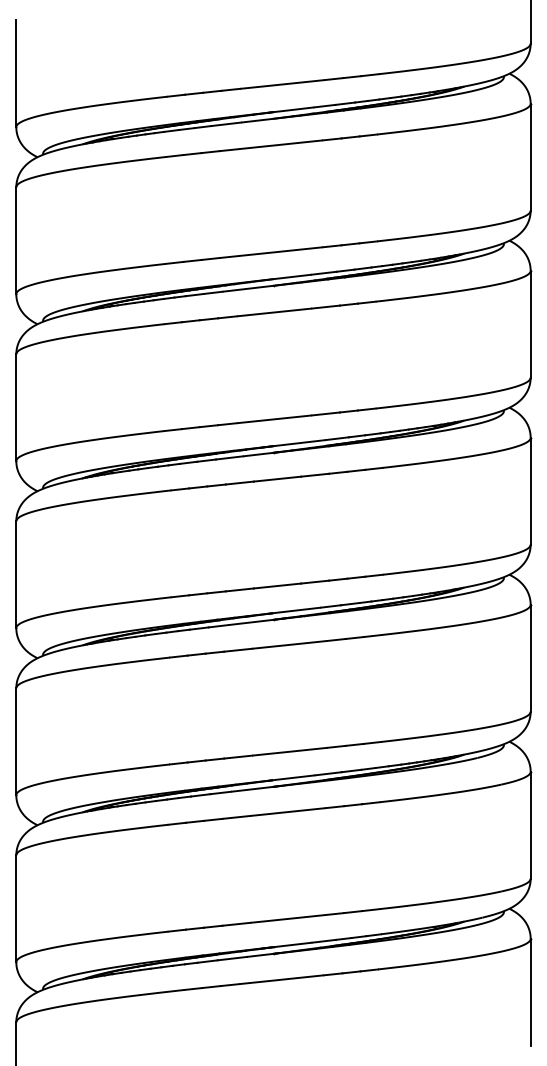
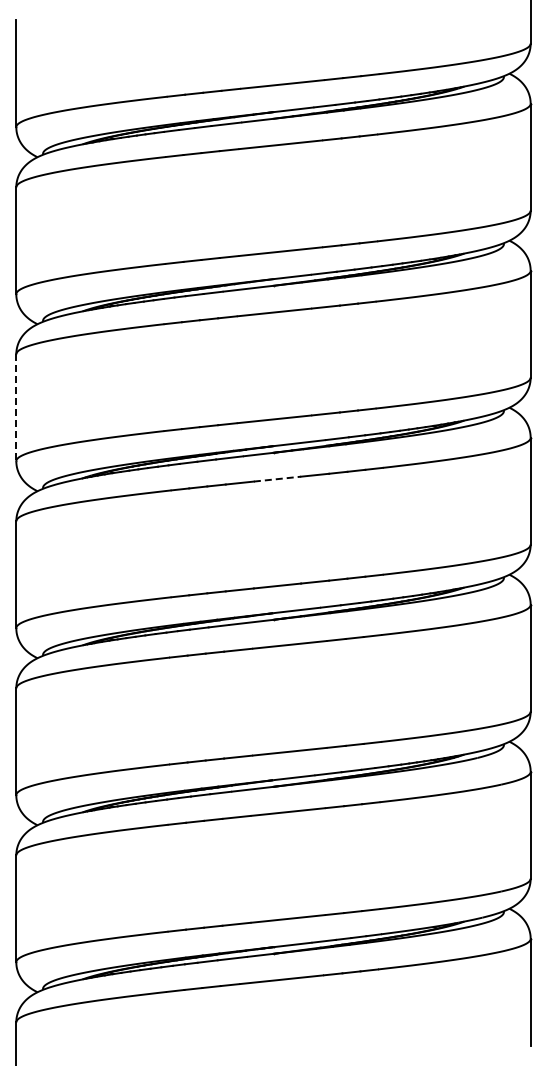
line: solid -> dashed (16, 408)
line: solid -> dashed (277, 479)
